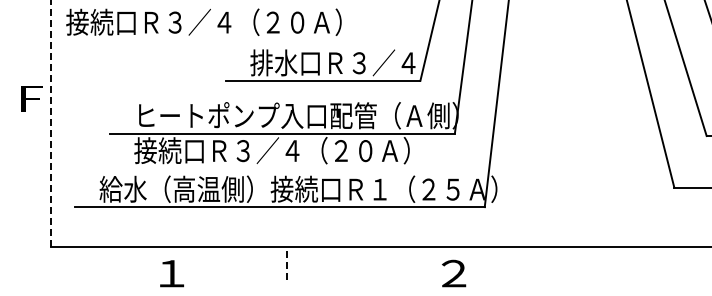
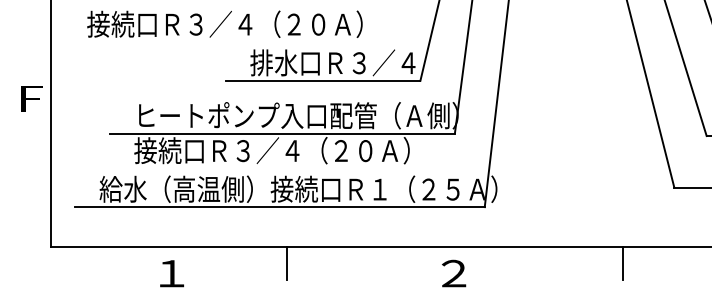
text position: (203, 21) -> (224, 23) (224, 23)
line: dashed -> solid (51, 123)
line: dashed -> solid (286, 263)
line: none -> present (622, 263)
